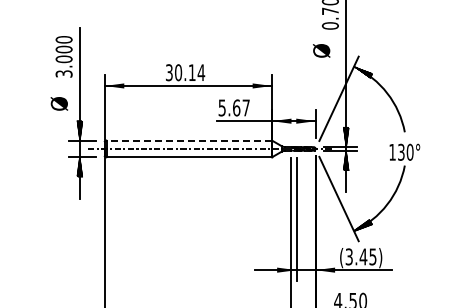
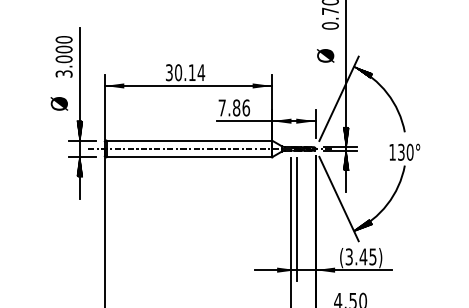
text position: (321, 50) -> (325, 55) (325, 55)
text: 5.67 -> 7.86 (234, 107)
line: dashed -> solid (189, 140)
